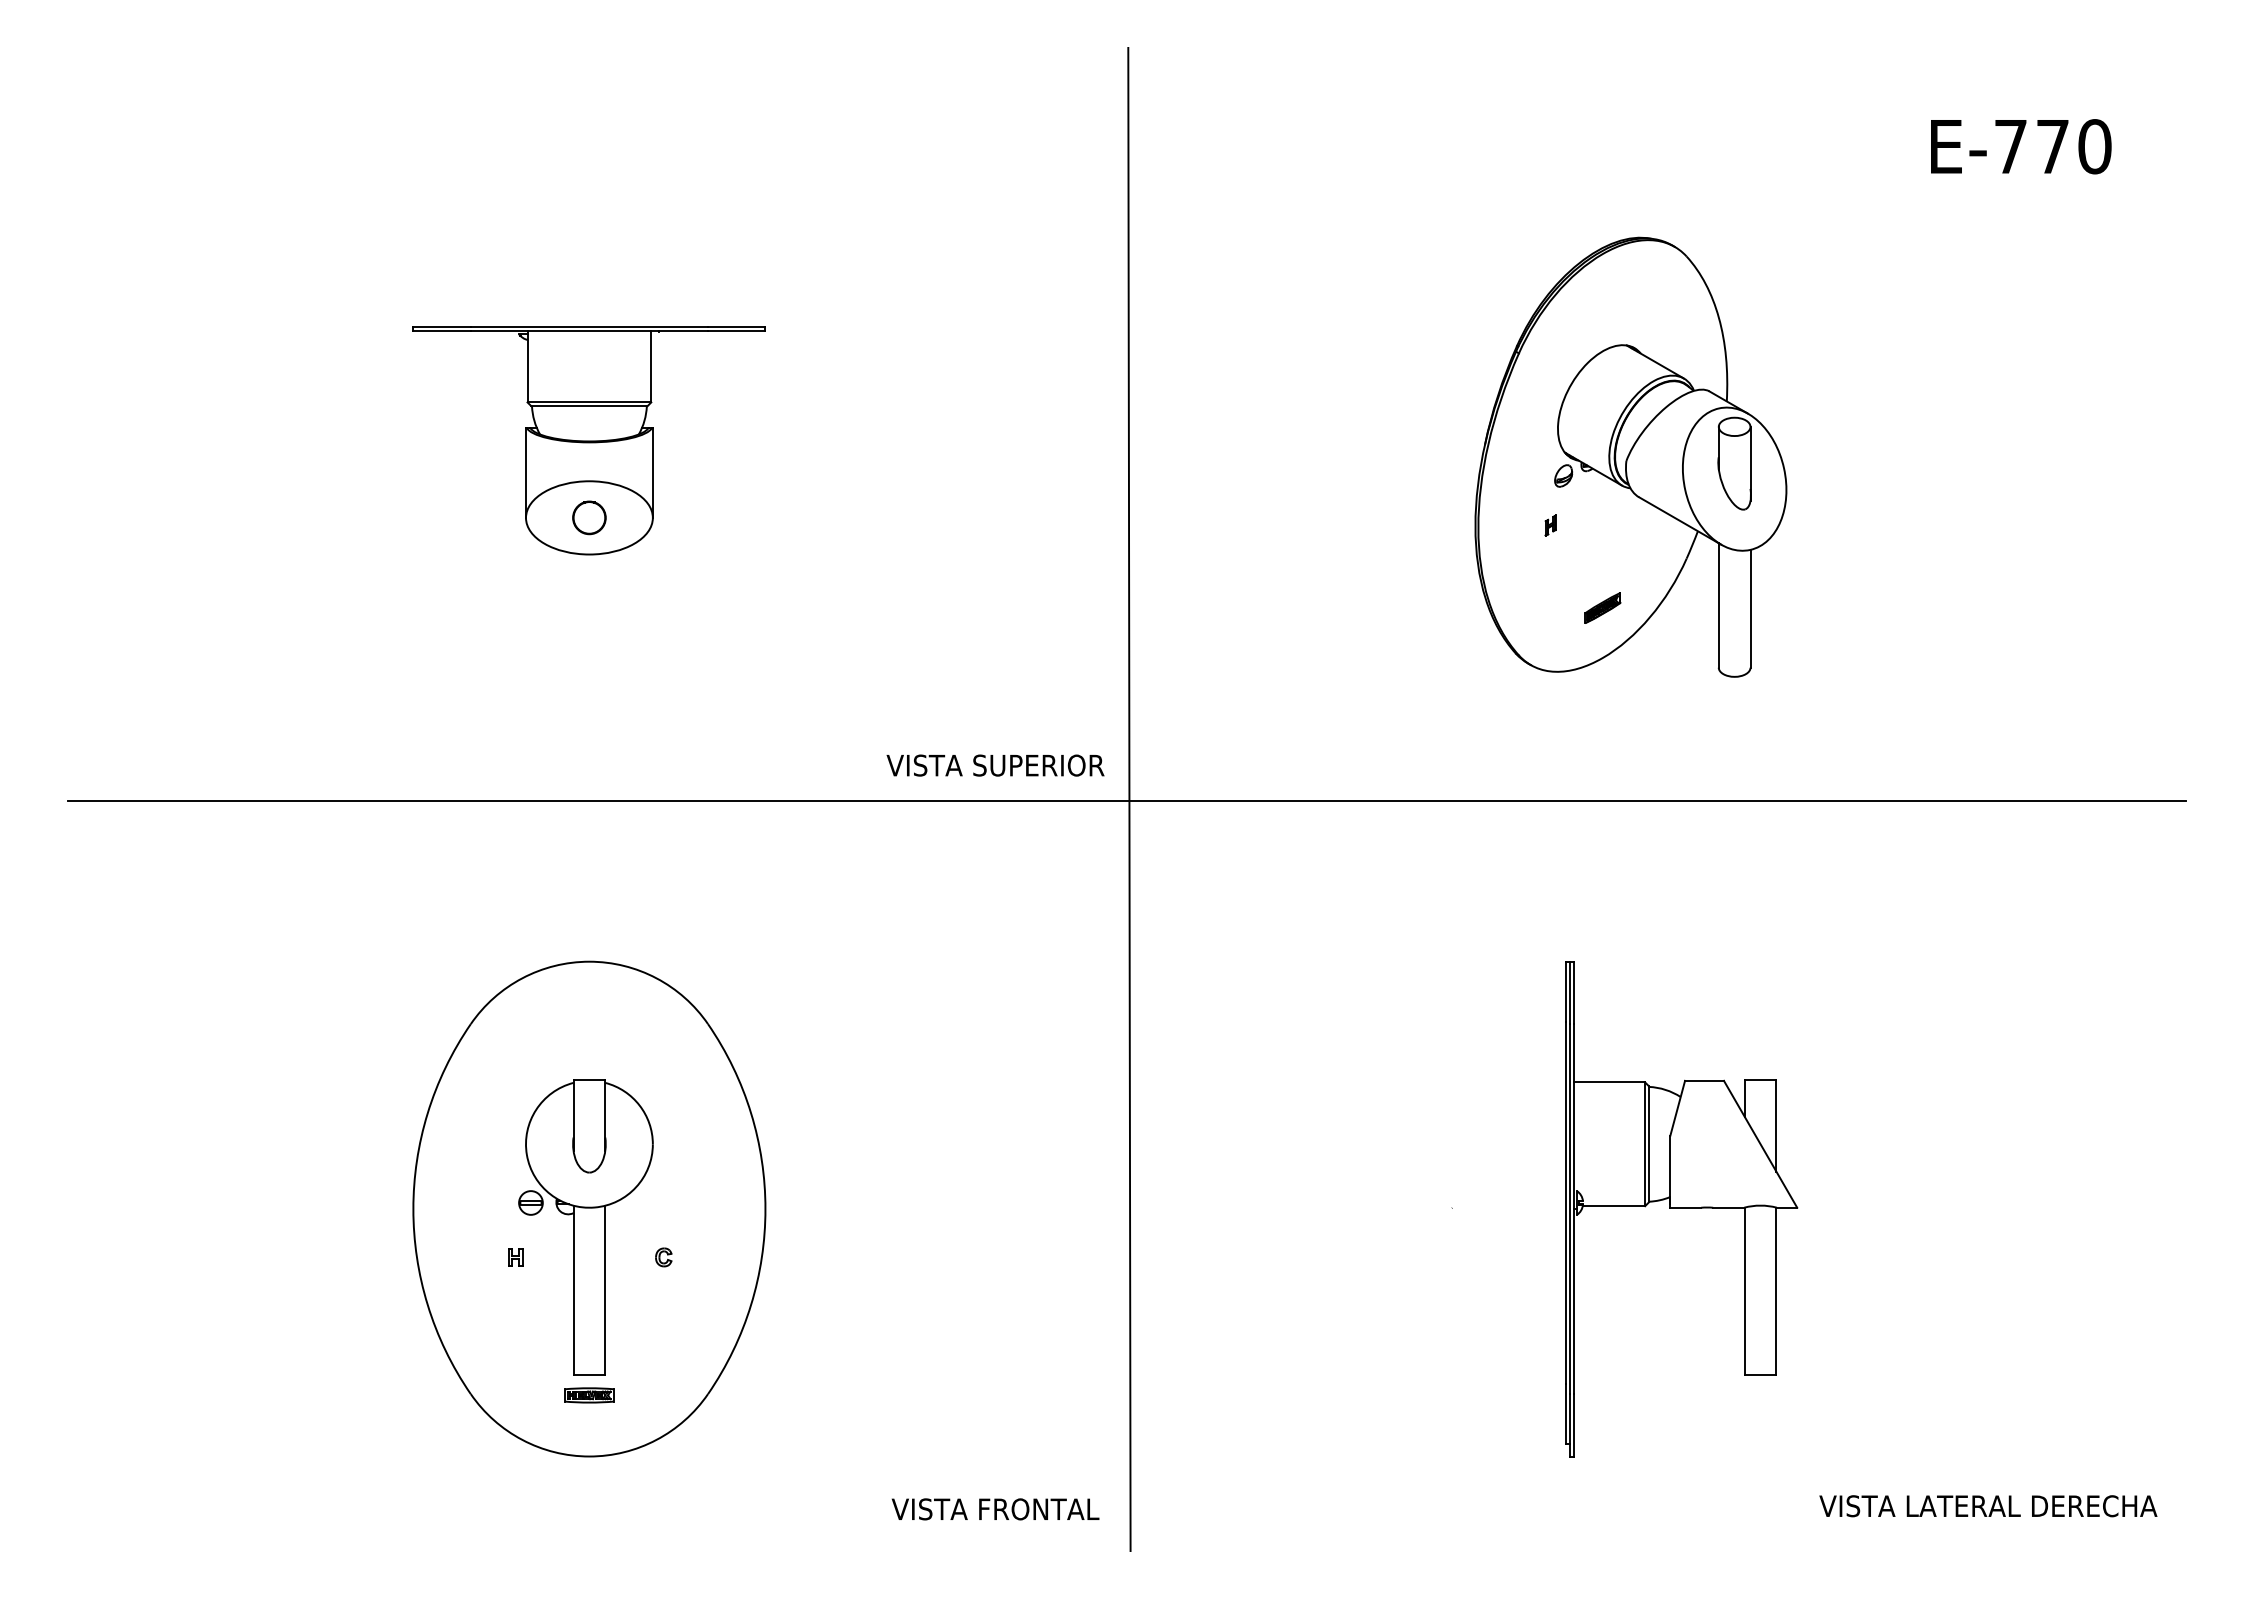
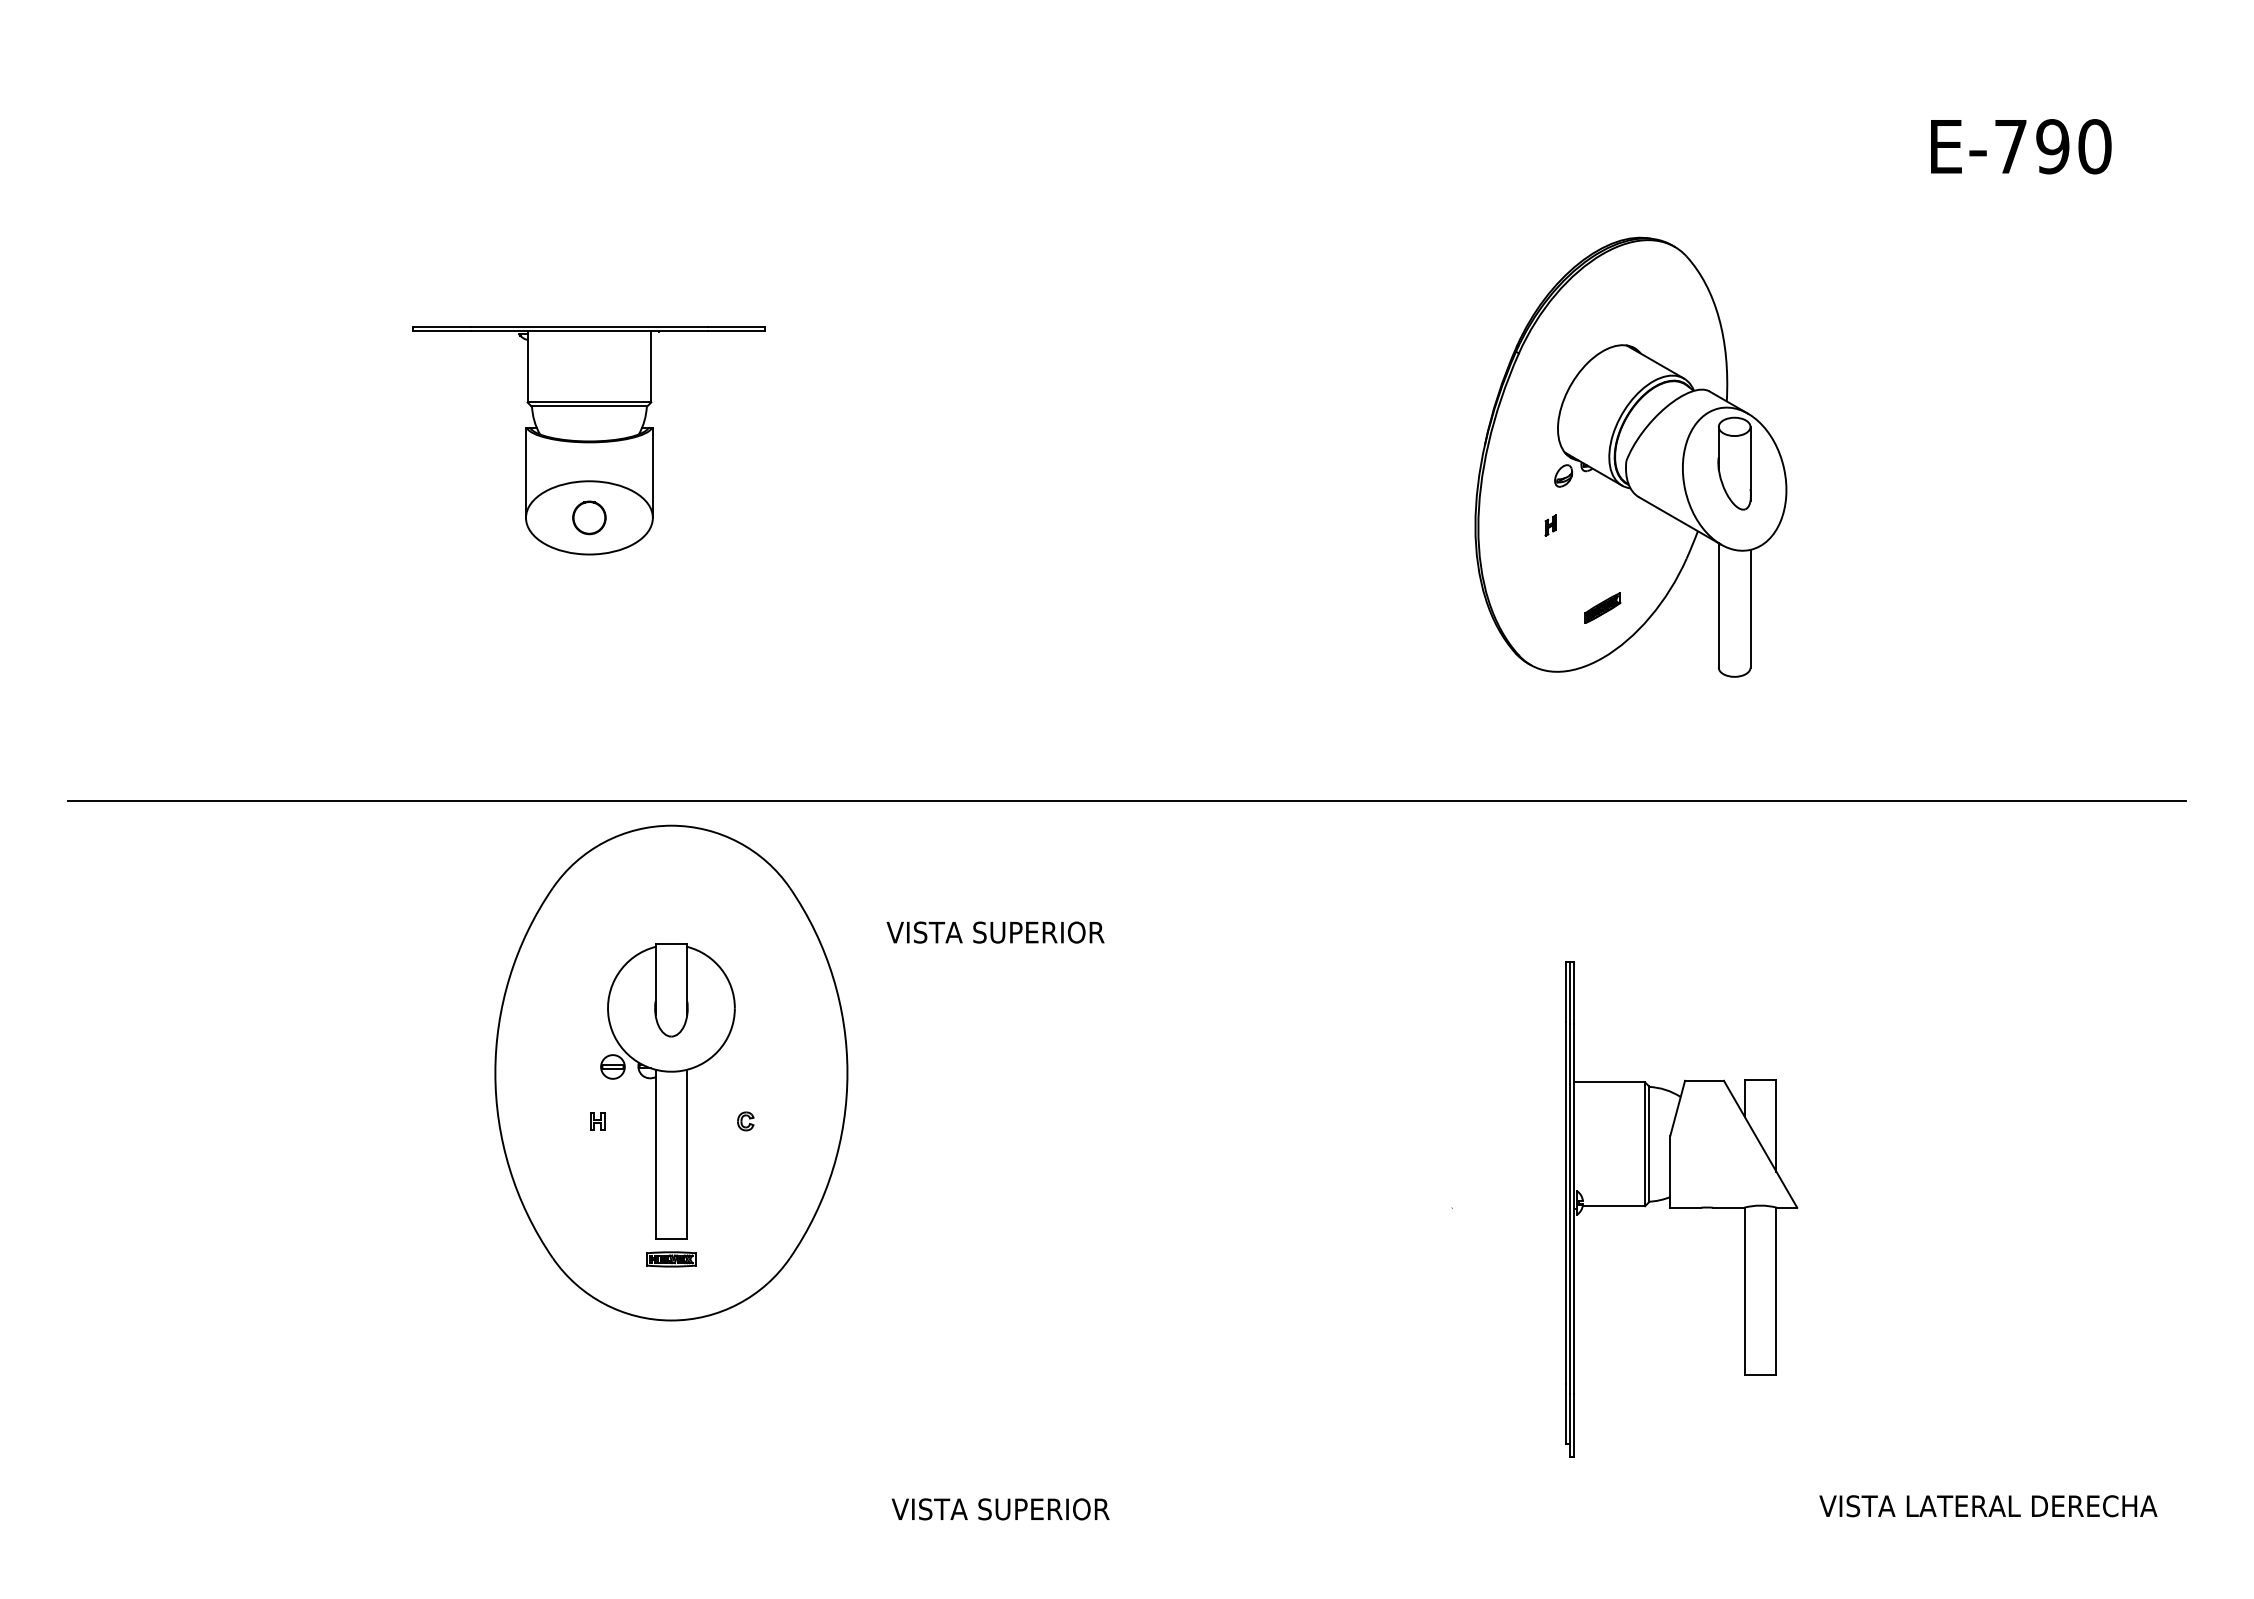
text: E-770 -> E-790 (2052, 146)
text position: (995, 765) -> (995, 932) (995, 932)
line: present -> none (1129, 799)
part position: (589, 1208) -> (671, 1072) (671, 1072)
text: VISTA FRONTAL -> VISTA SUPERIOR (1043, 1509)
